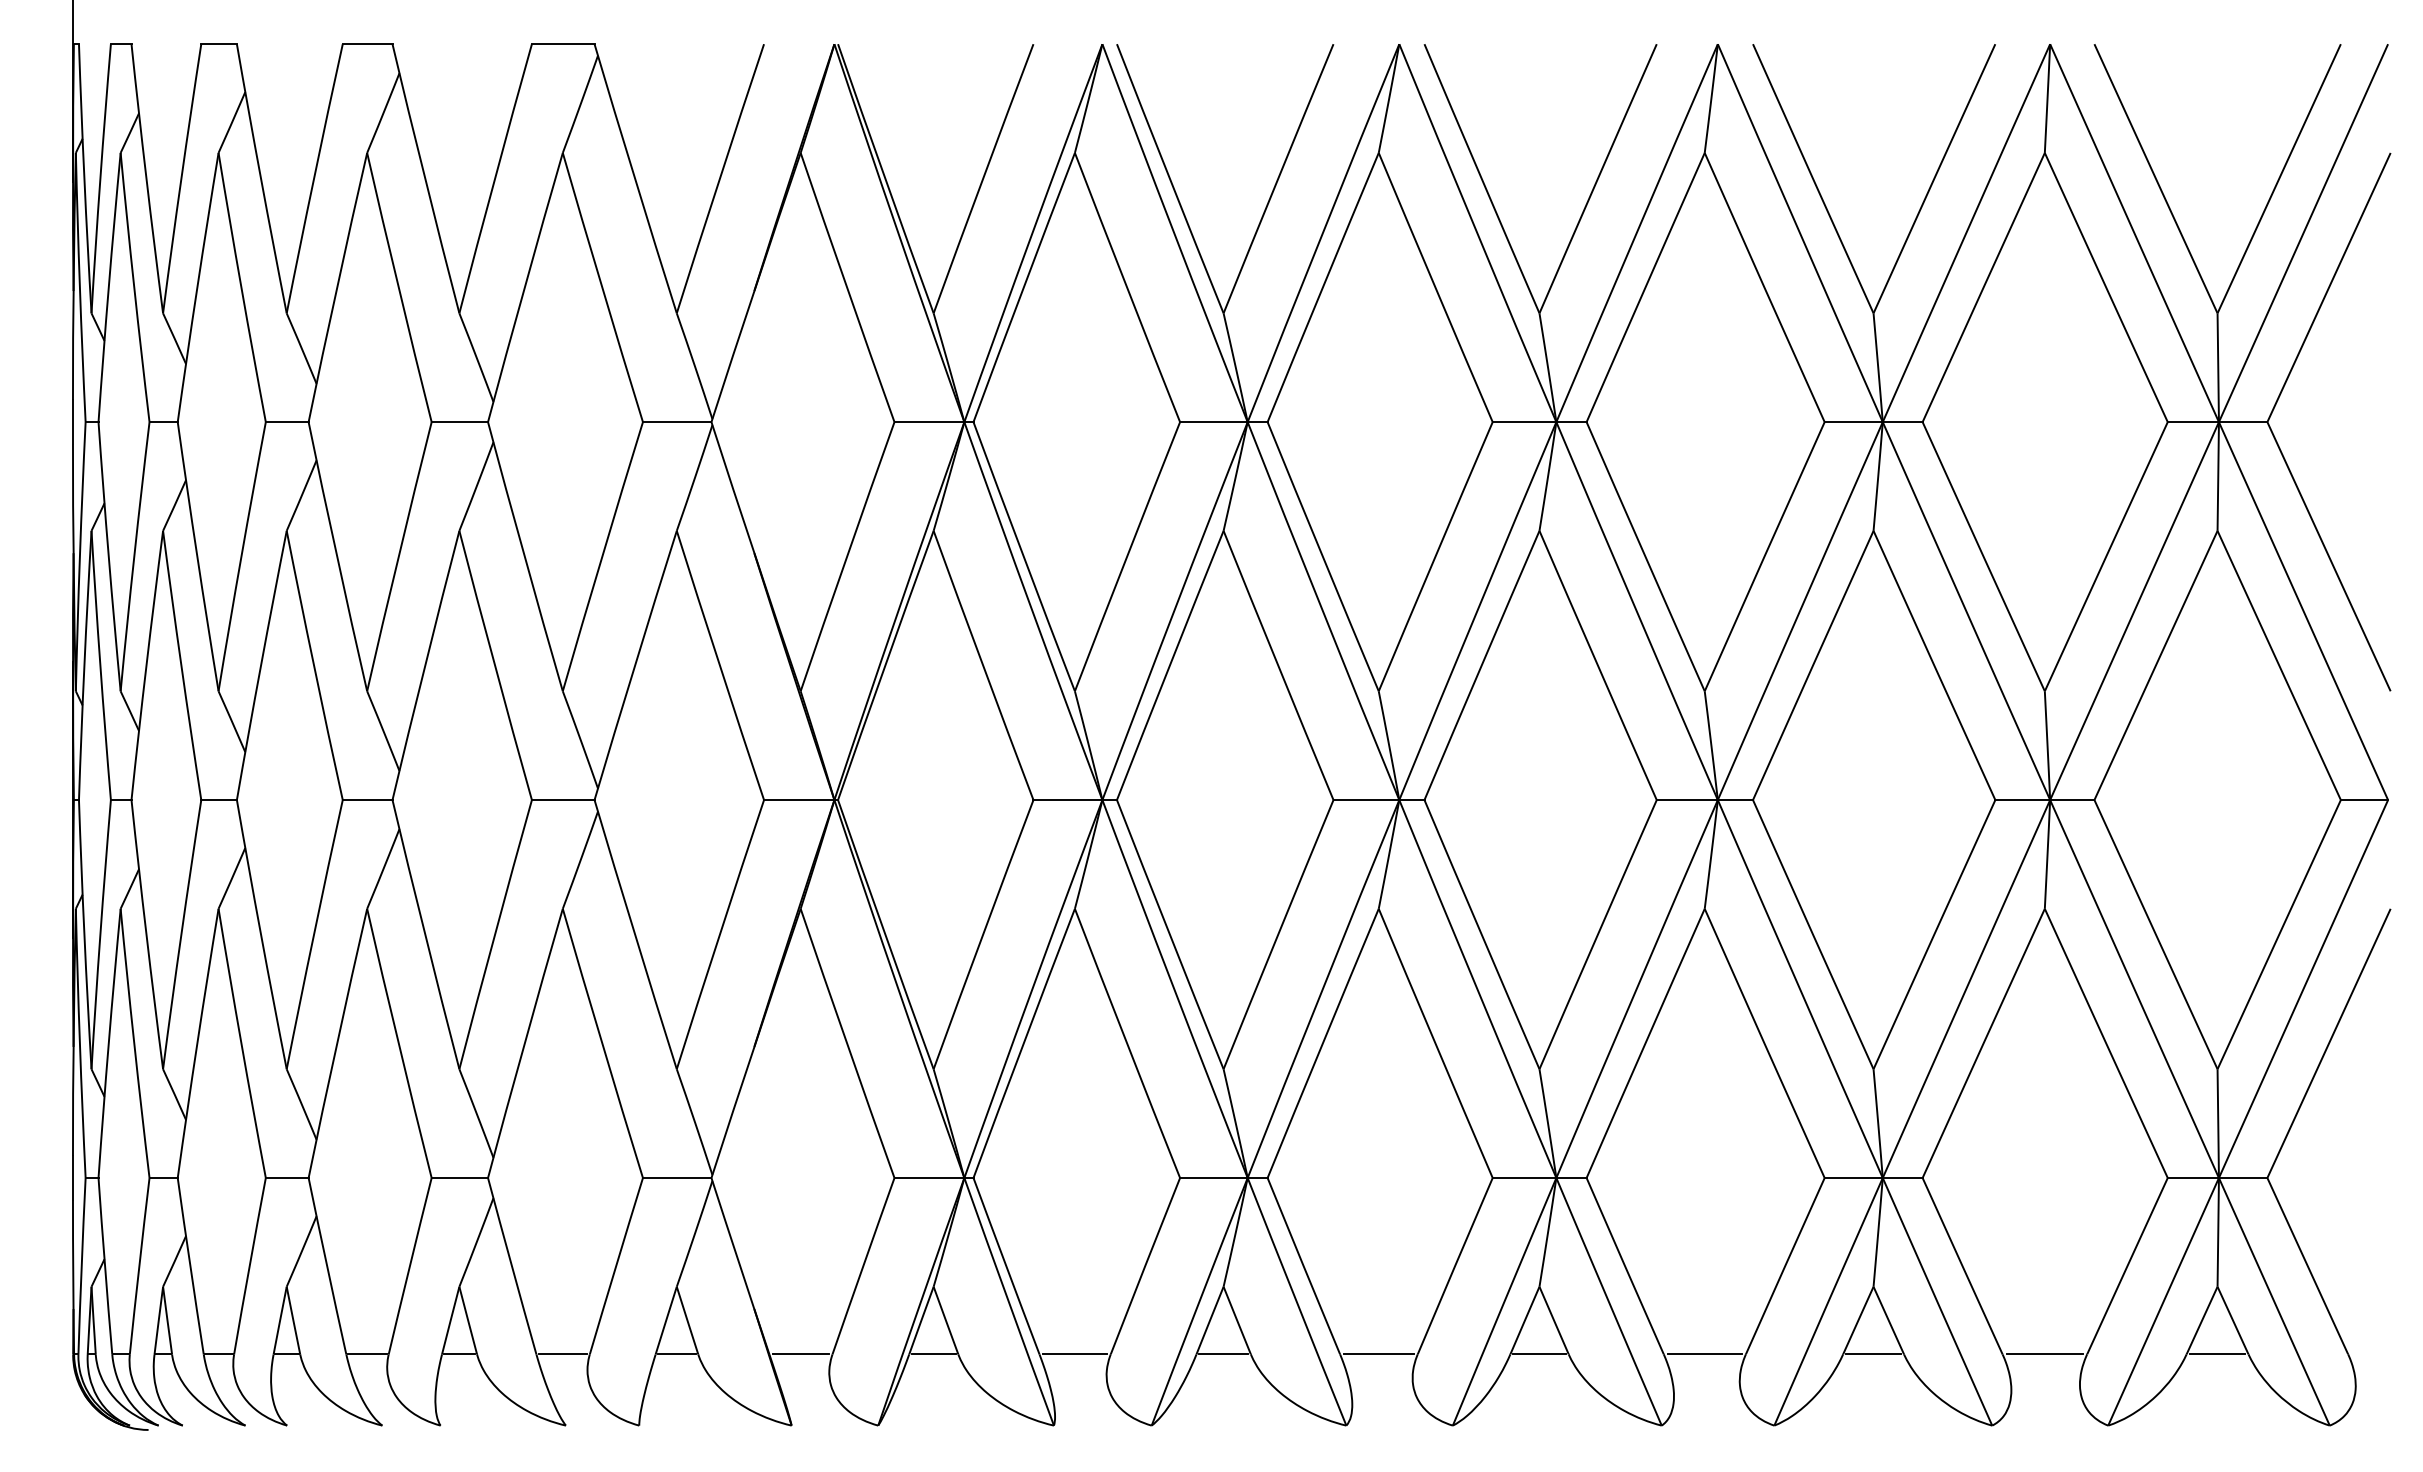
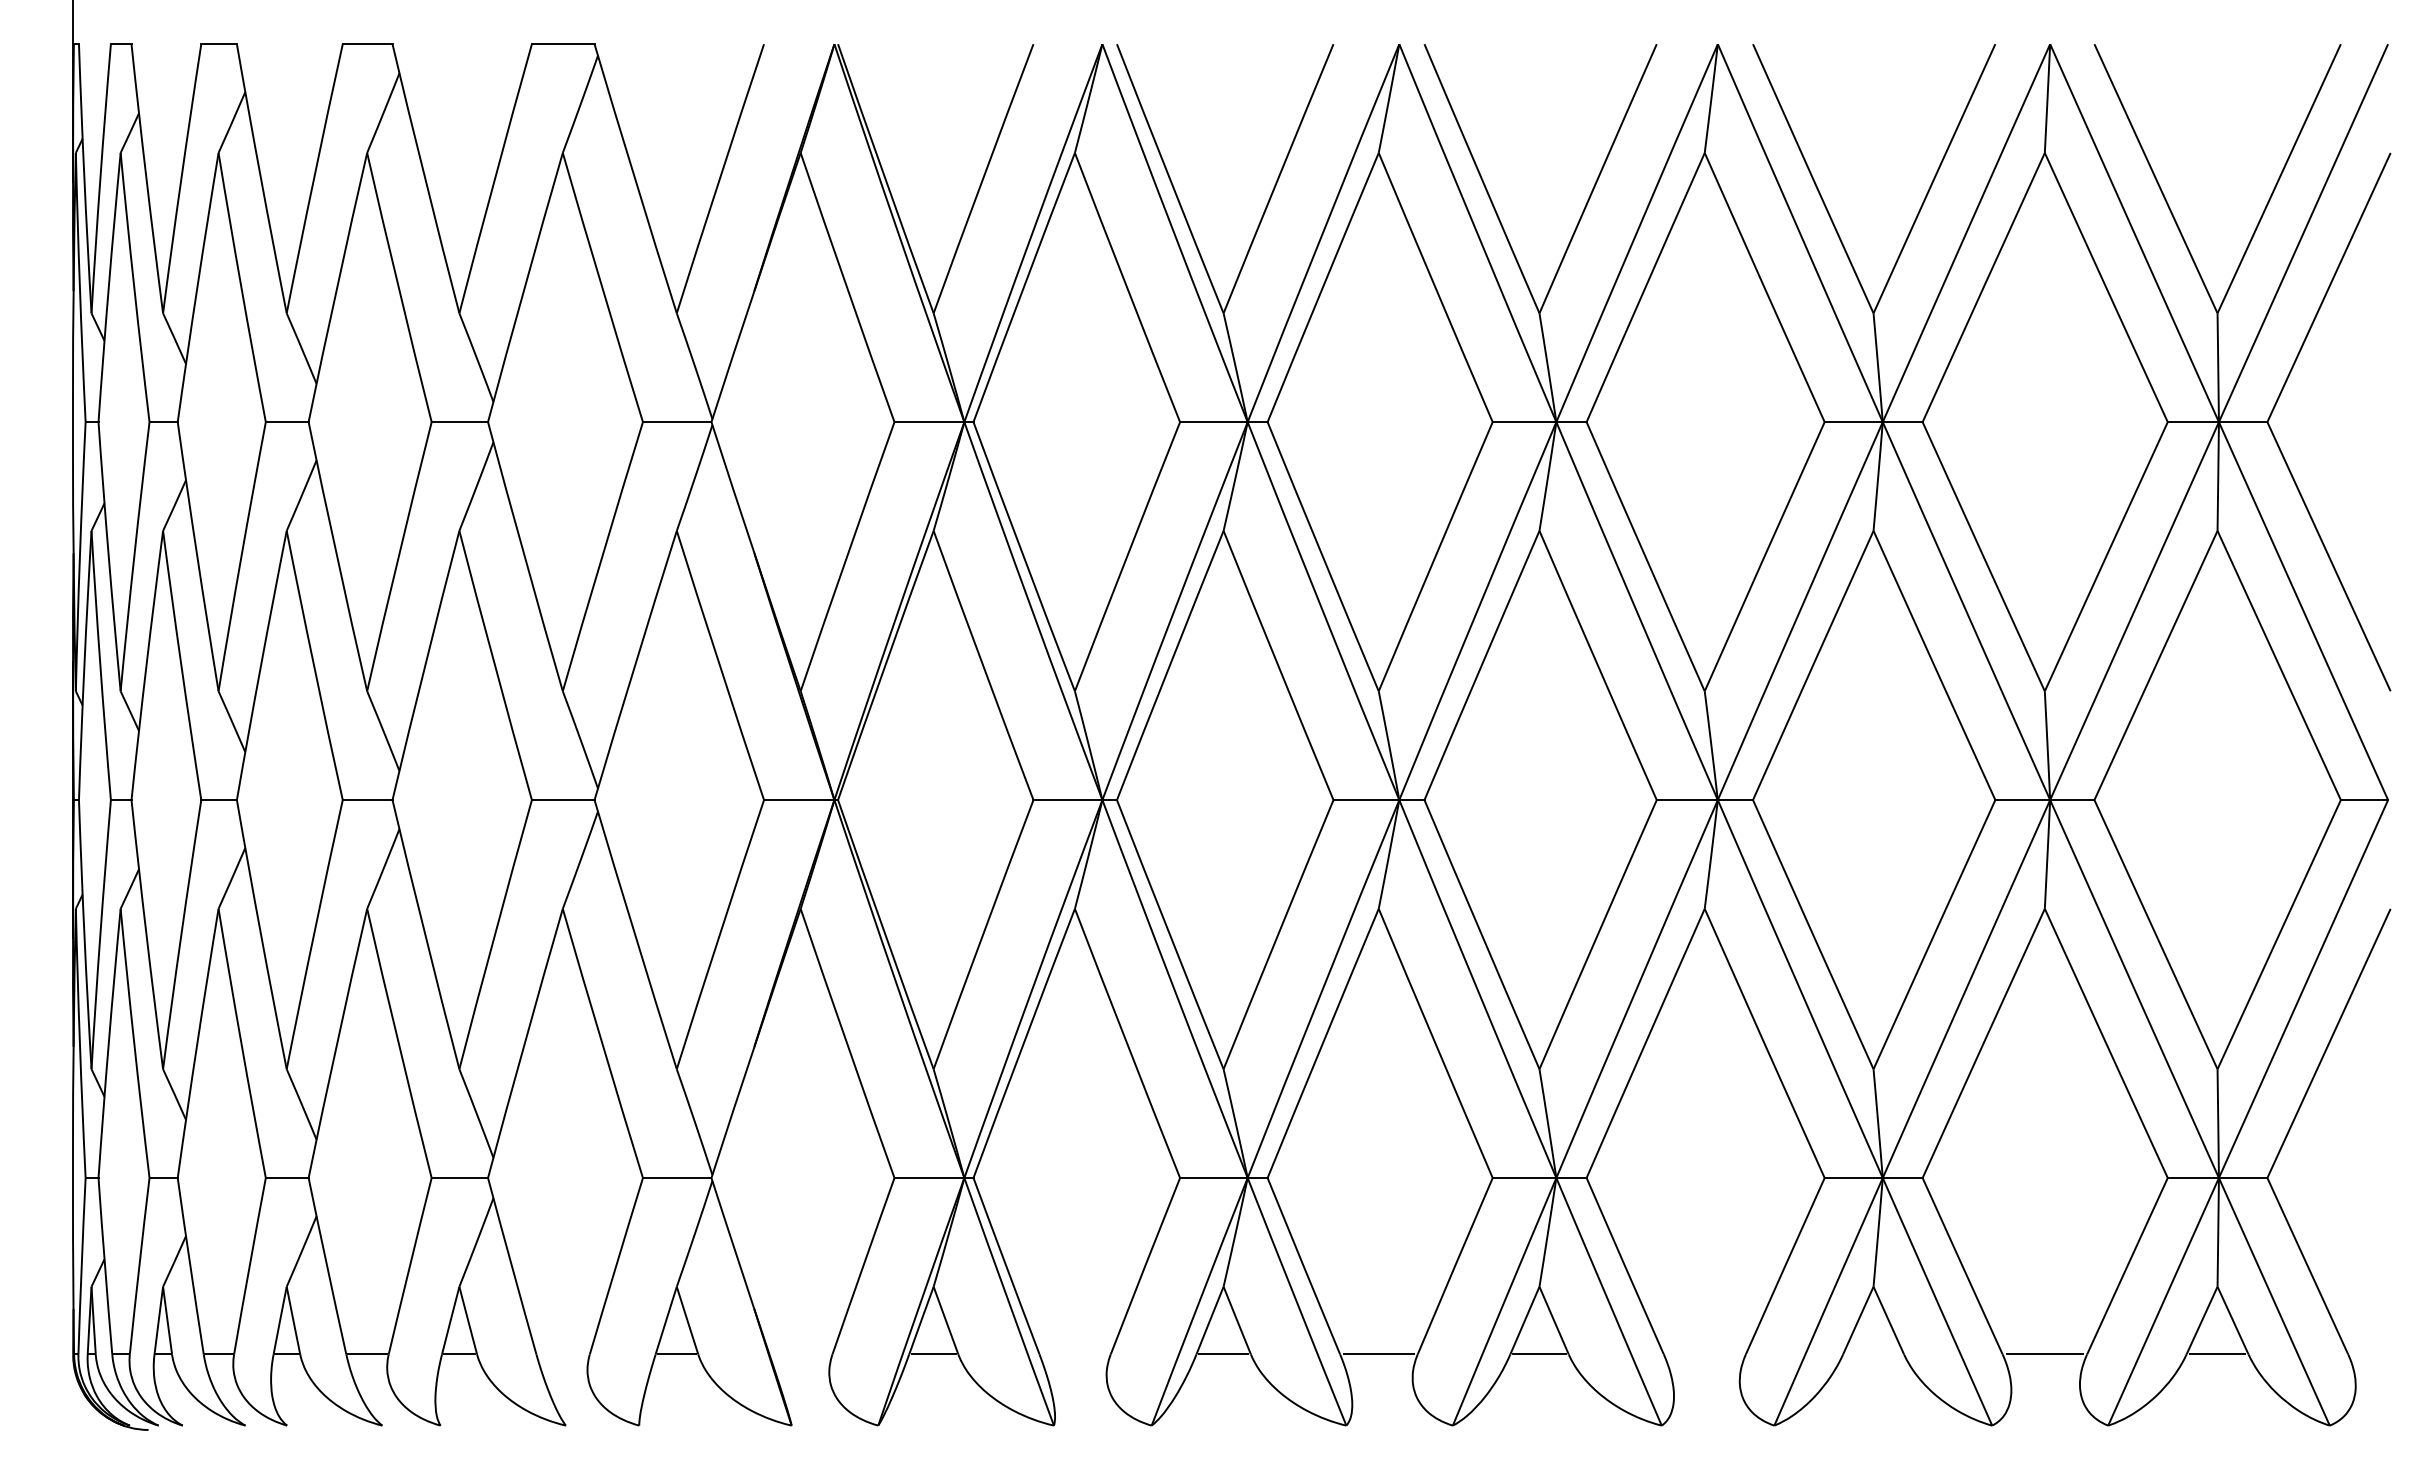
line: present -> none (563, 1354)
line: present -> none (800, 1354)
line: present -> none (1075, 1354)
line: present -> none (1704, 1354)
line: present -> none (1873, 1354)
